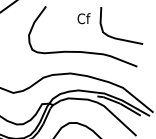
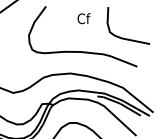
curve position: (116, 37) -> (123, 37) (123, 37)
